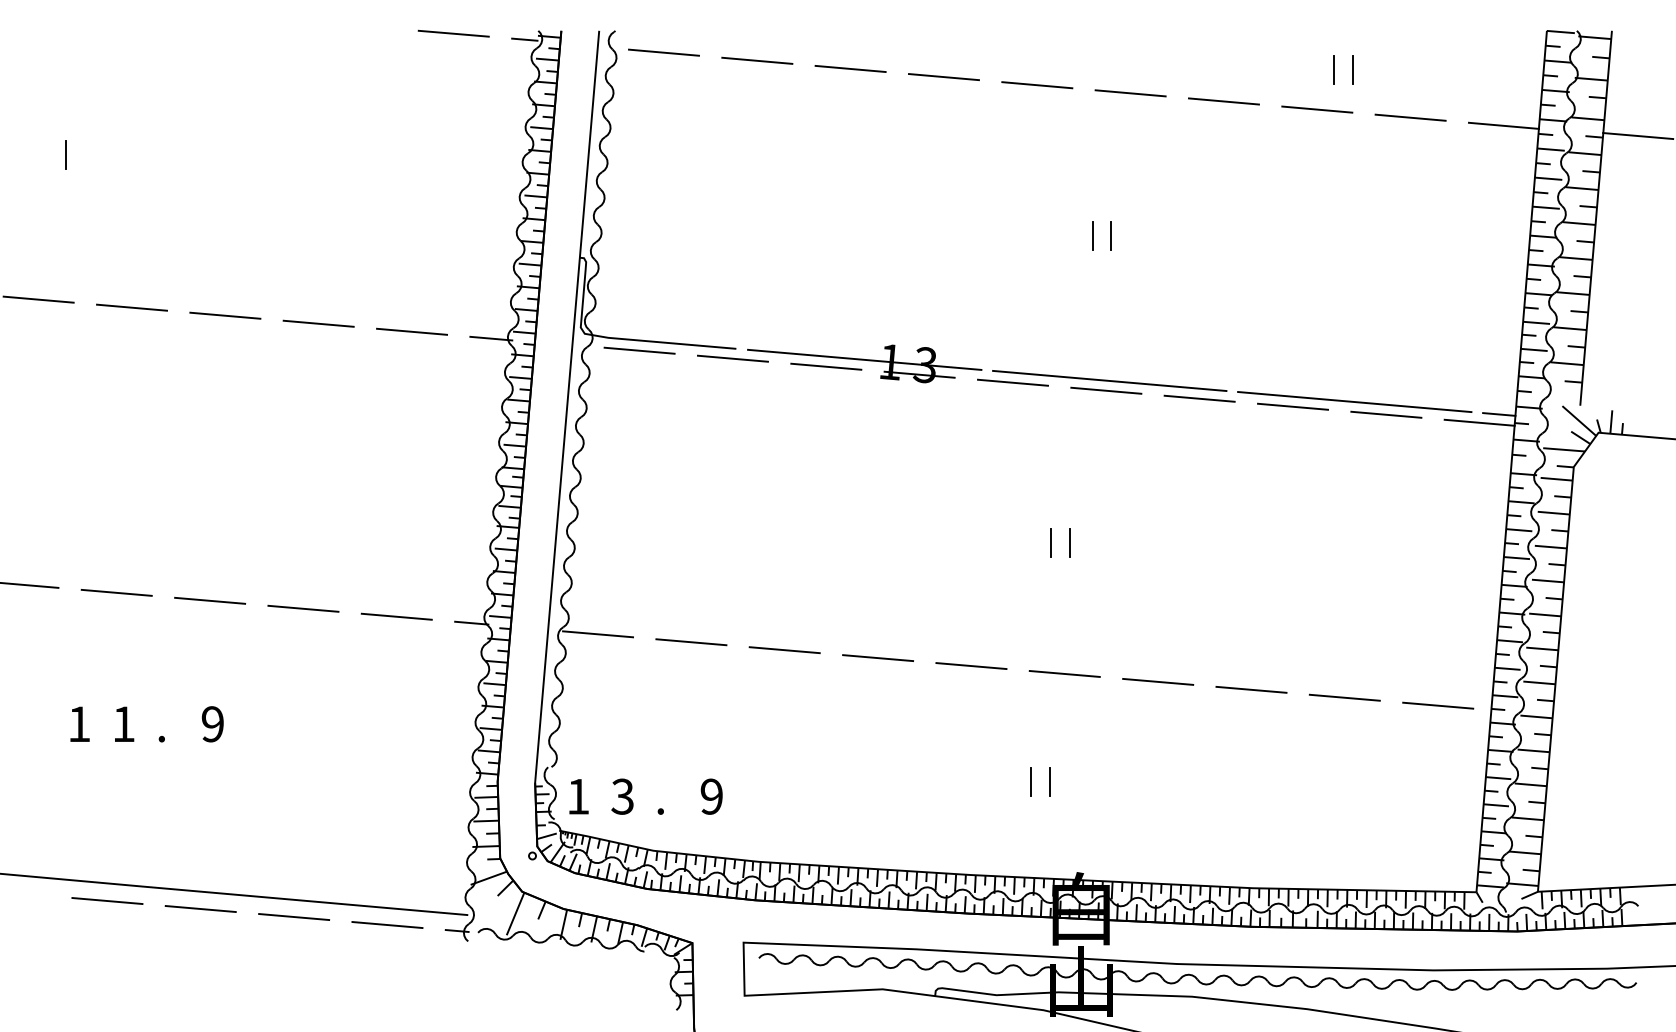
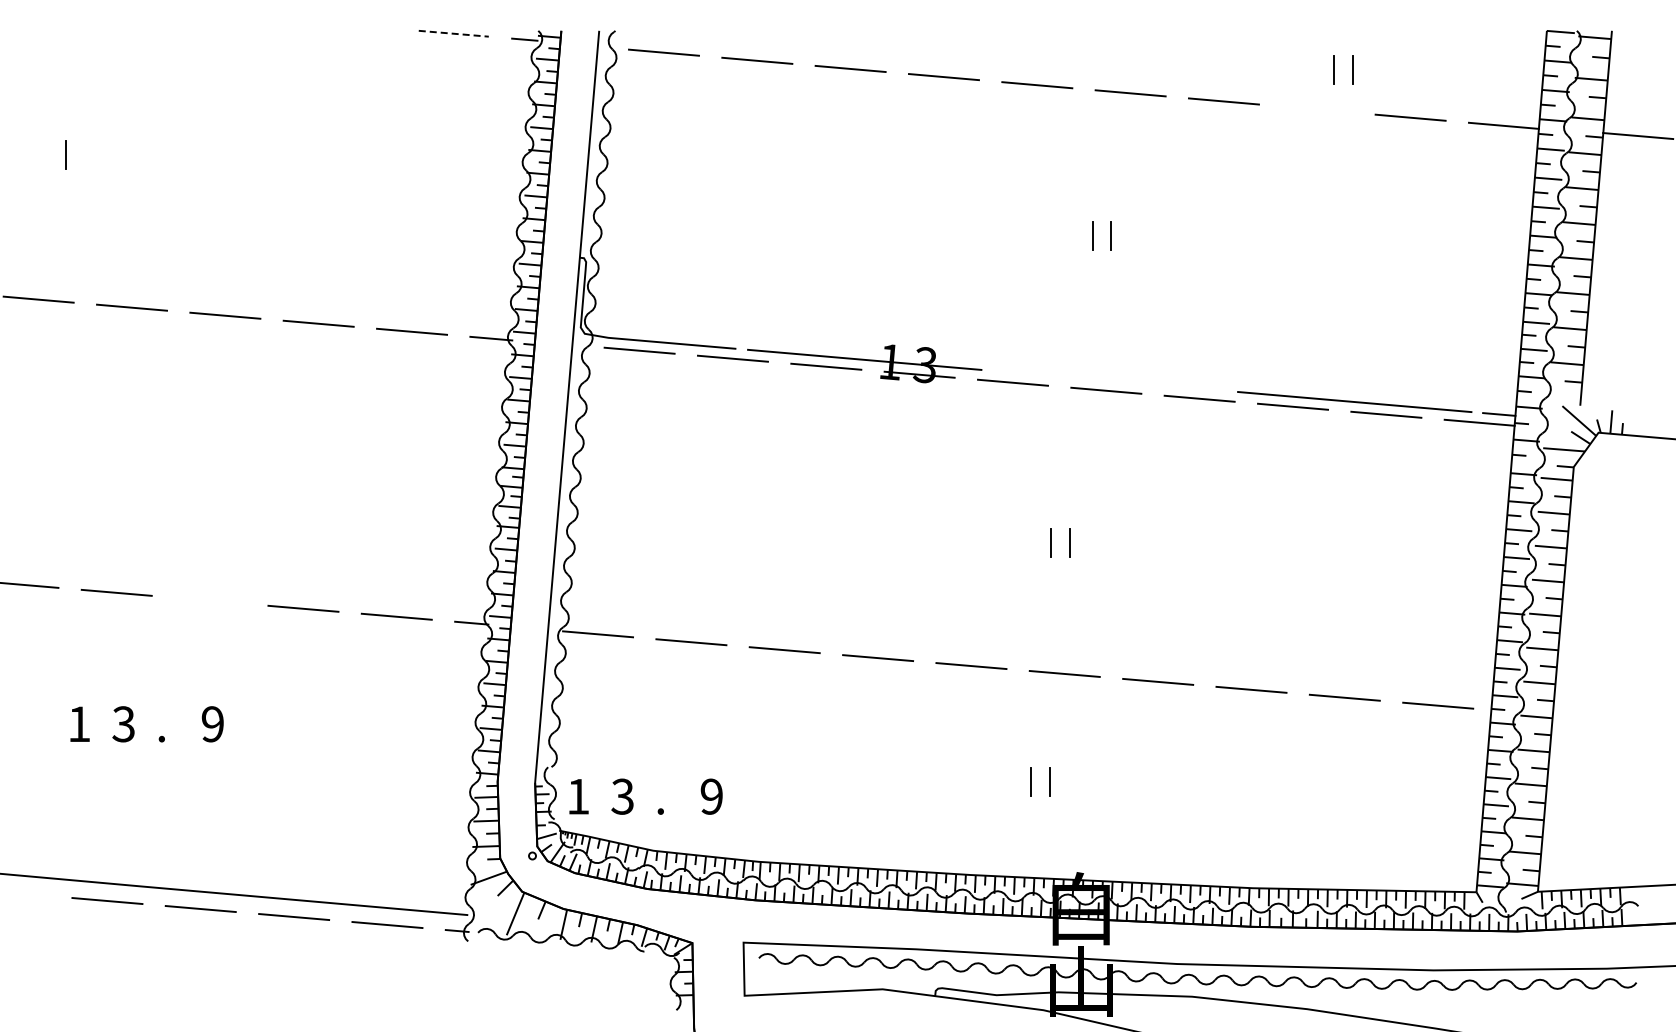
line: solid -> dashed (454, 33)
line: present -> none (1317, 109)
line: present -> none (1109, 380)
line: present -> none (210, 600)
text: 1 -> 3 (123, 724)
